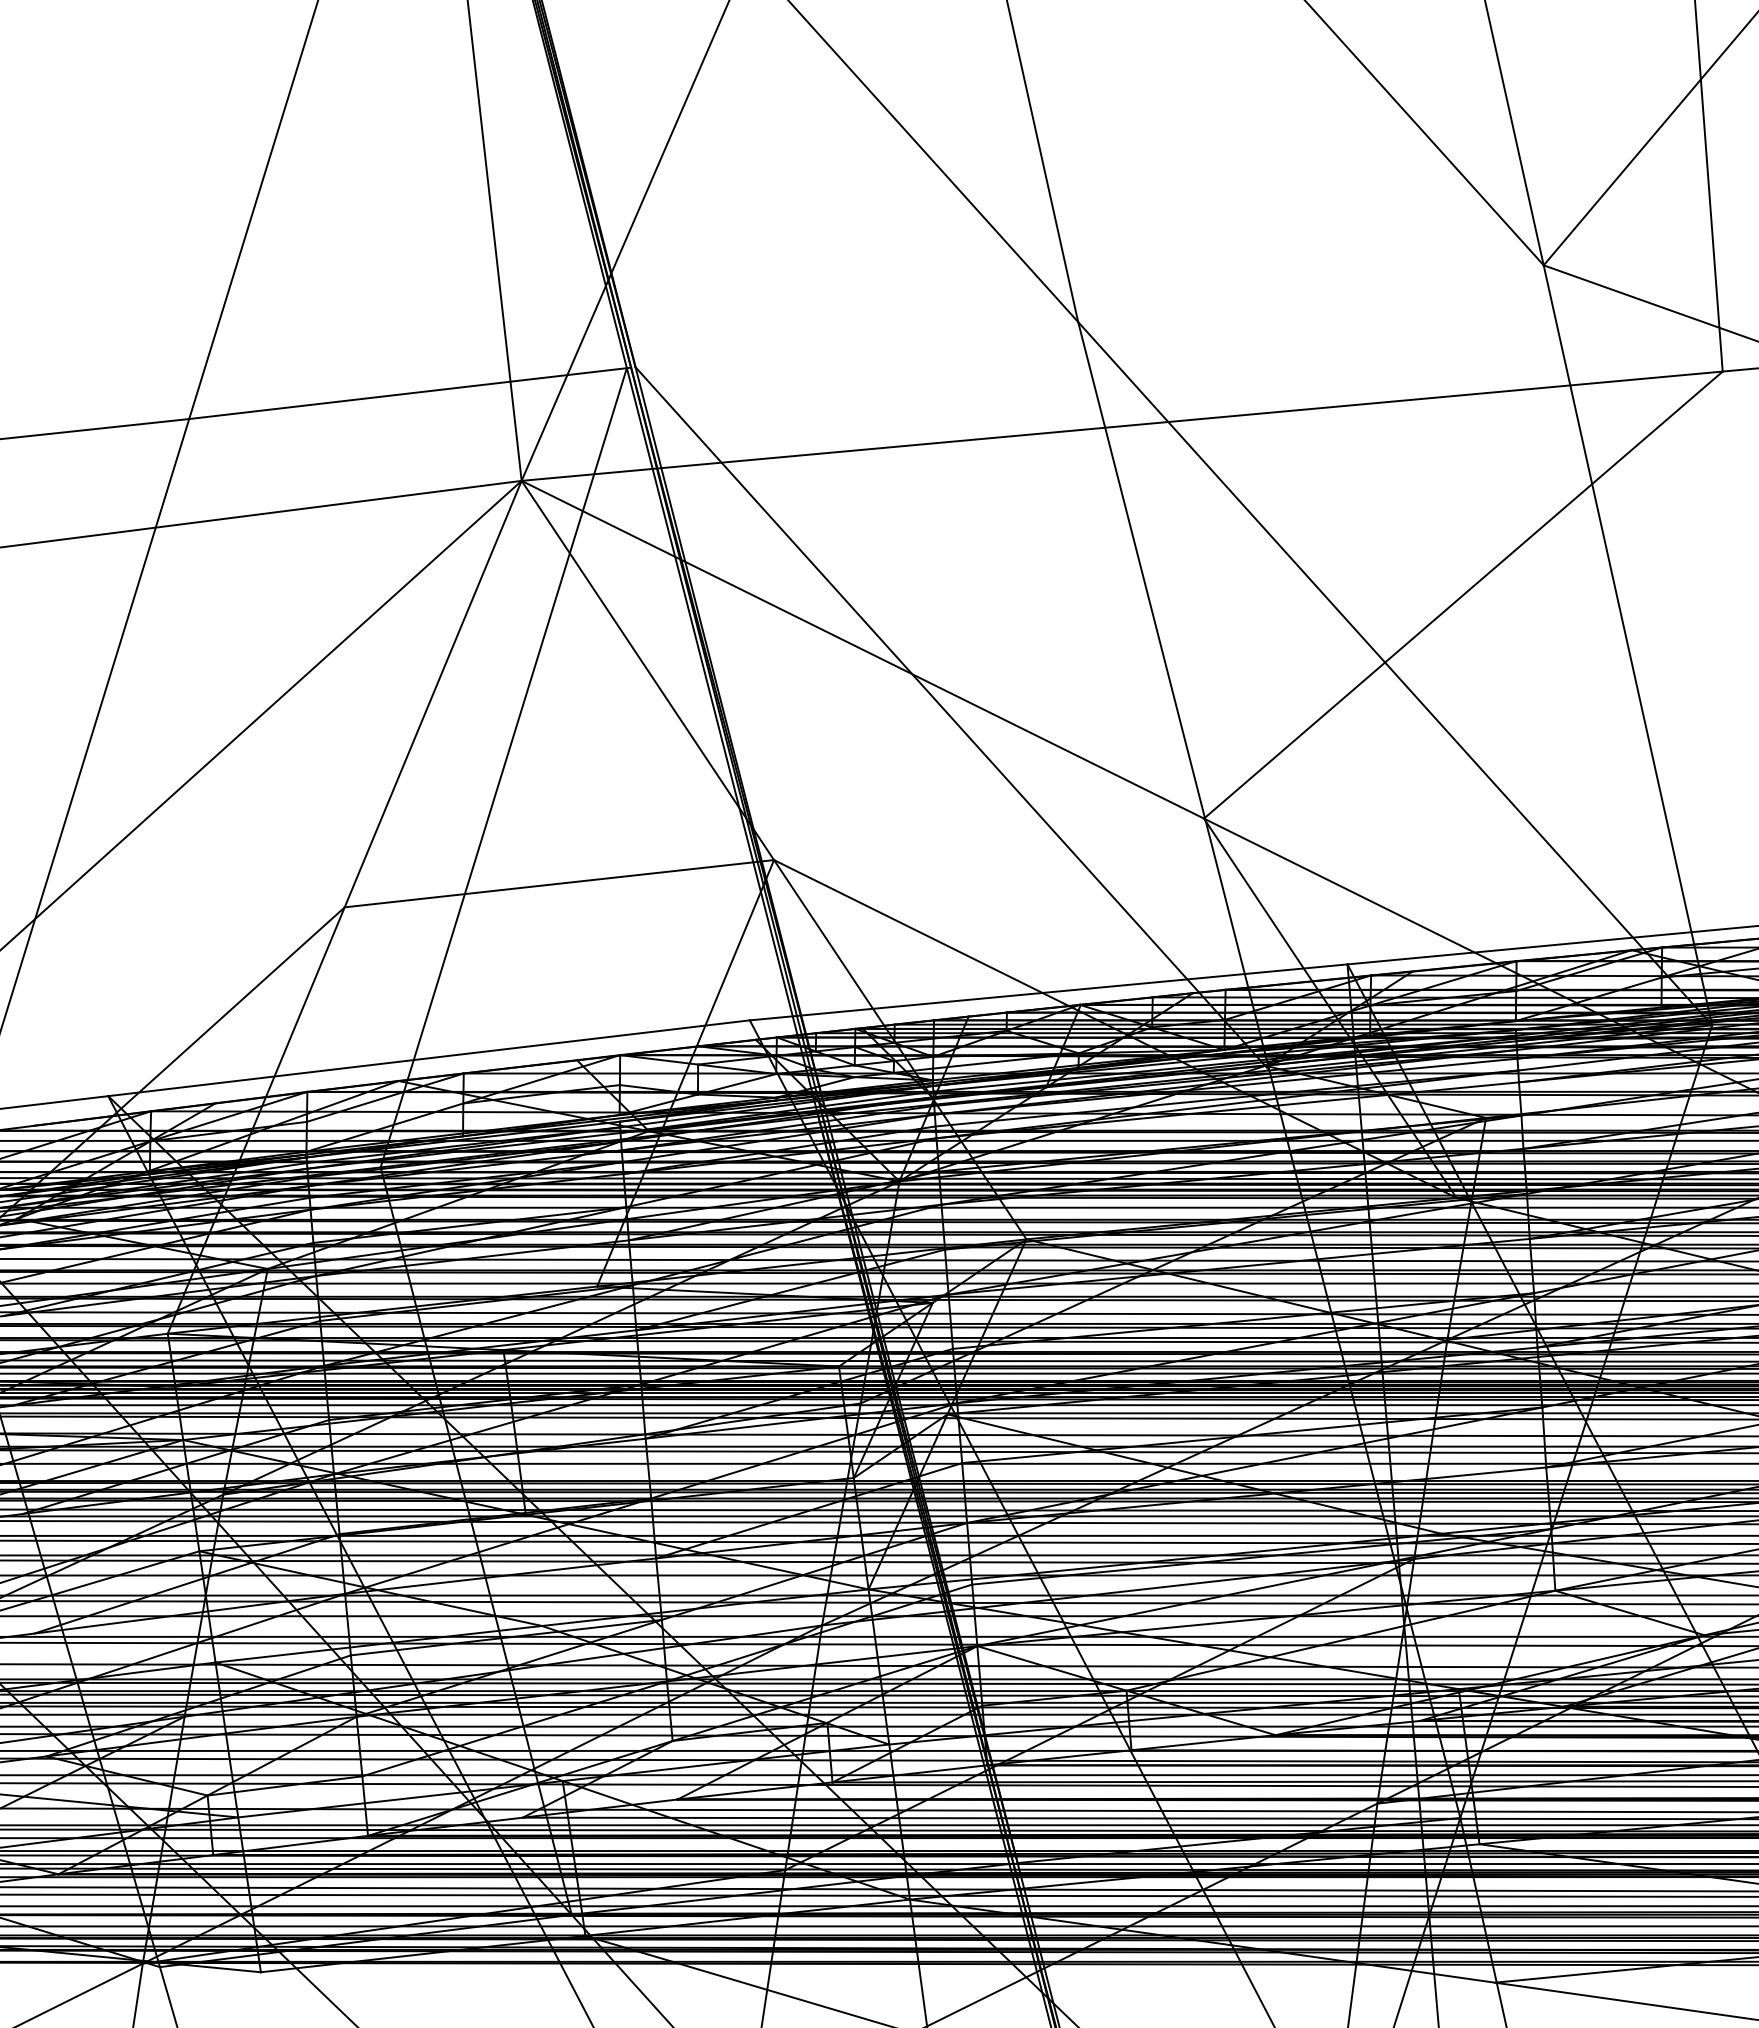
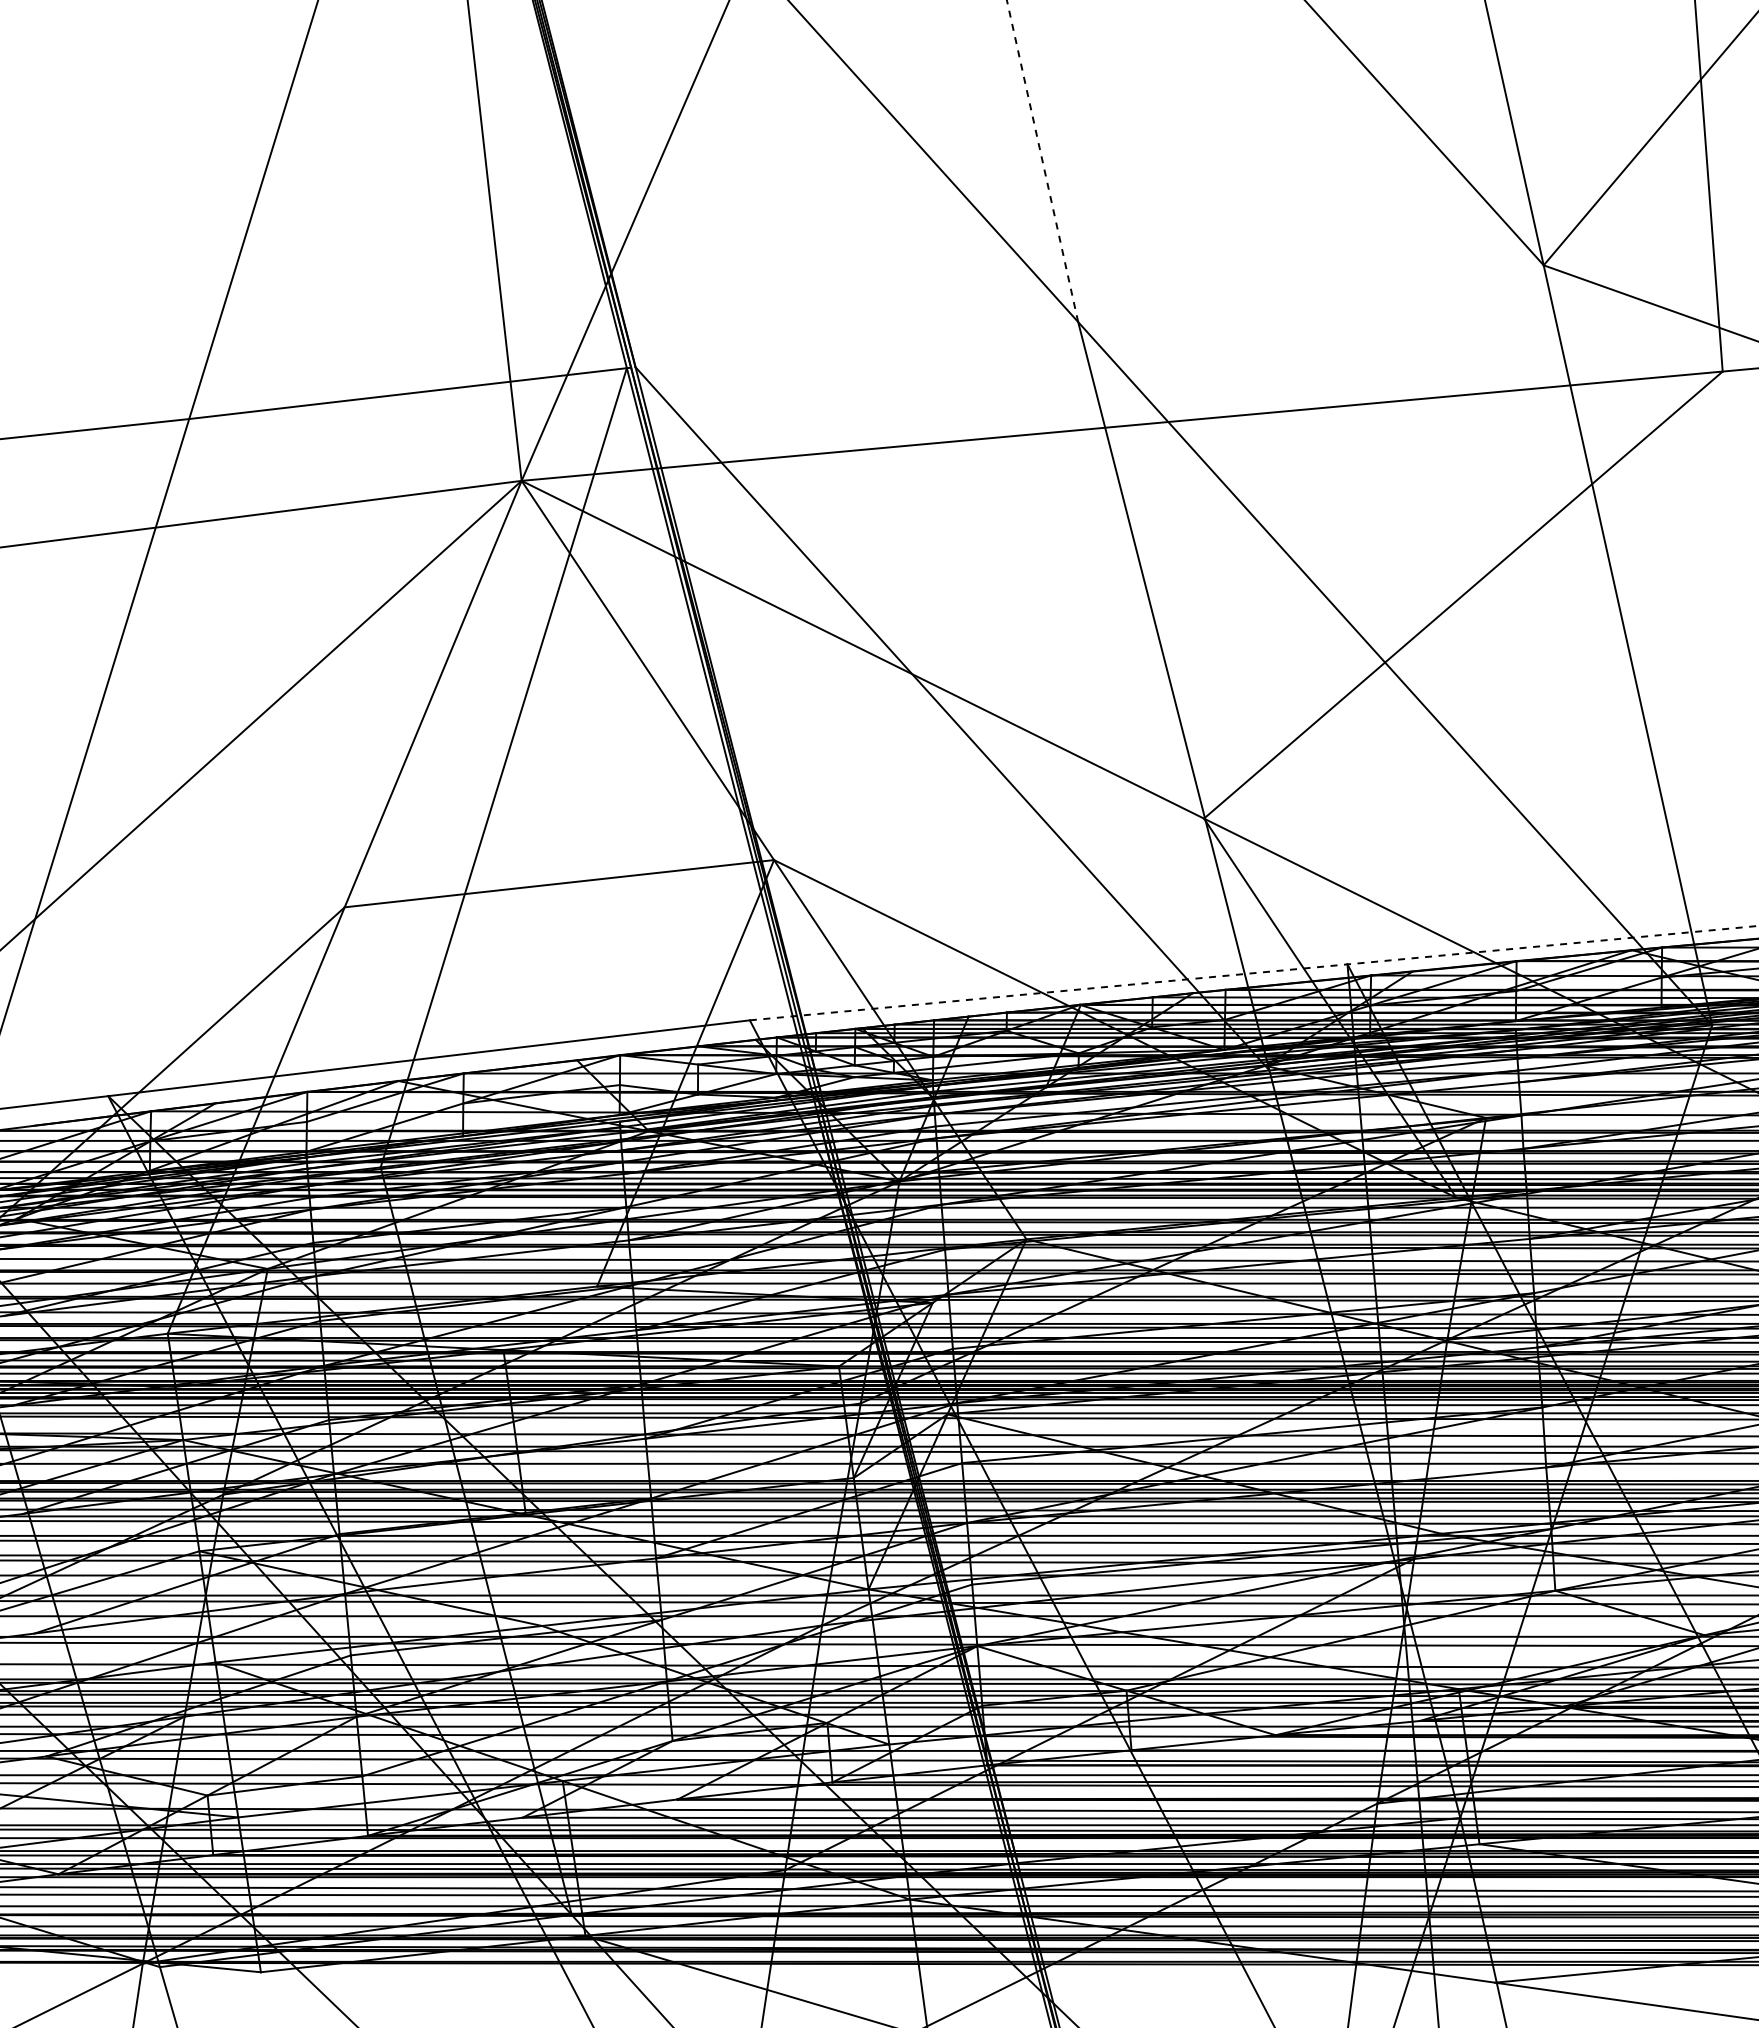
line: solid -> dashed (1042, 161)
line: solid -> dashed (1254, 973)
